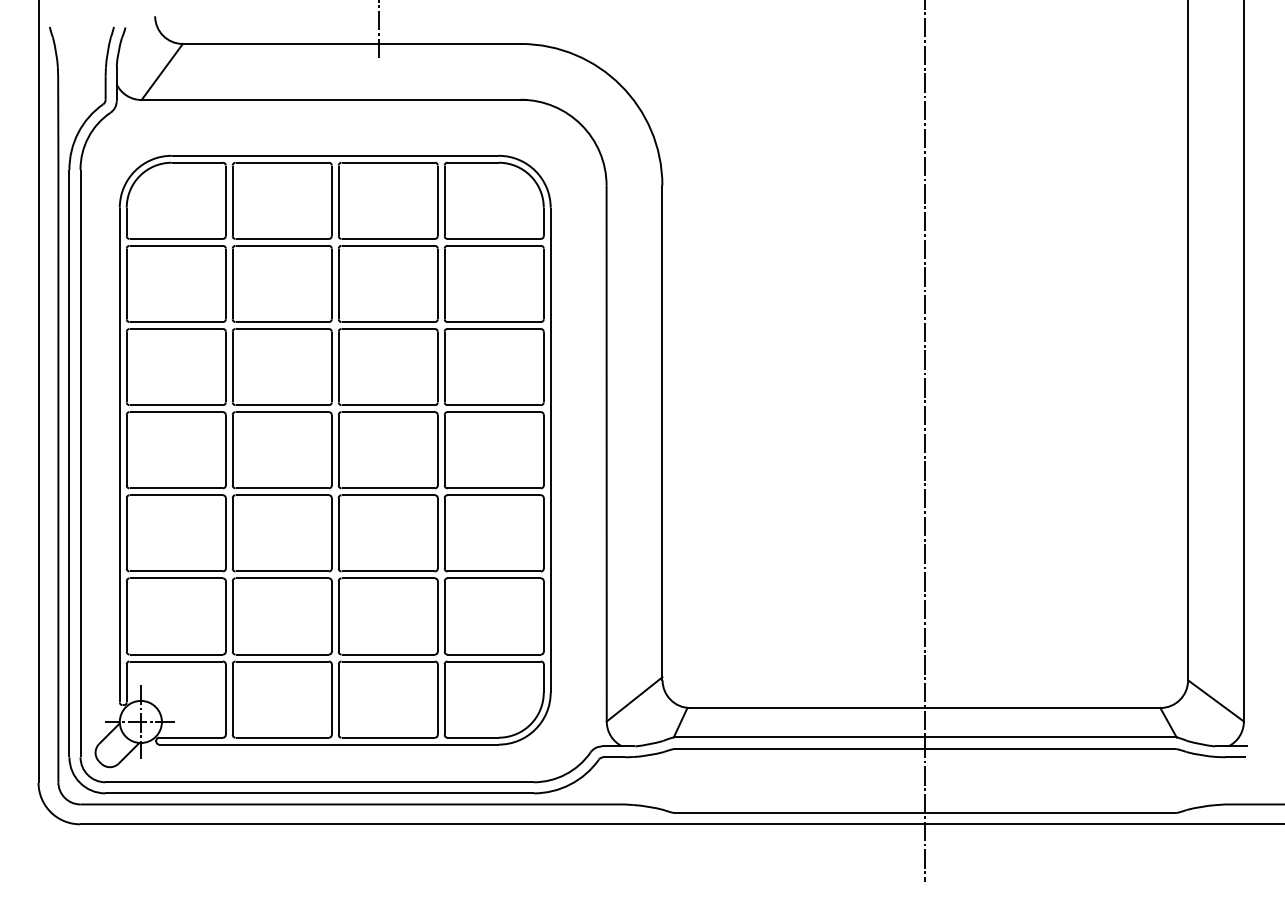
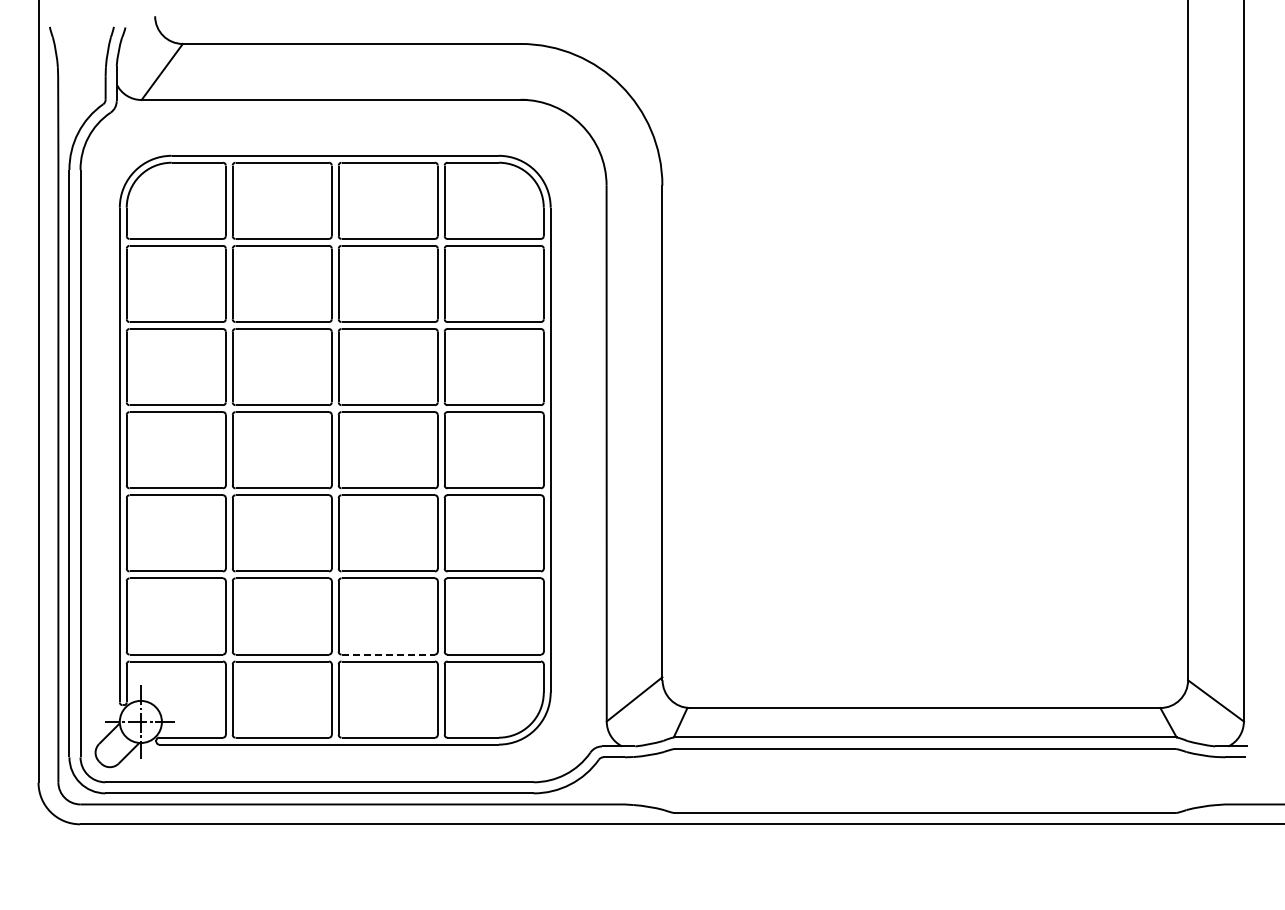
line: present -> none (379, 30)
line: present -> none (925, 442)
line: solid -> dashed (388, 654)
